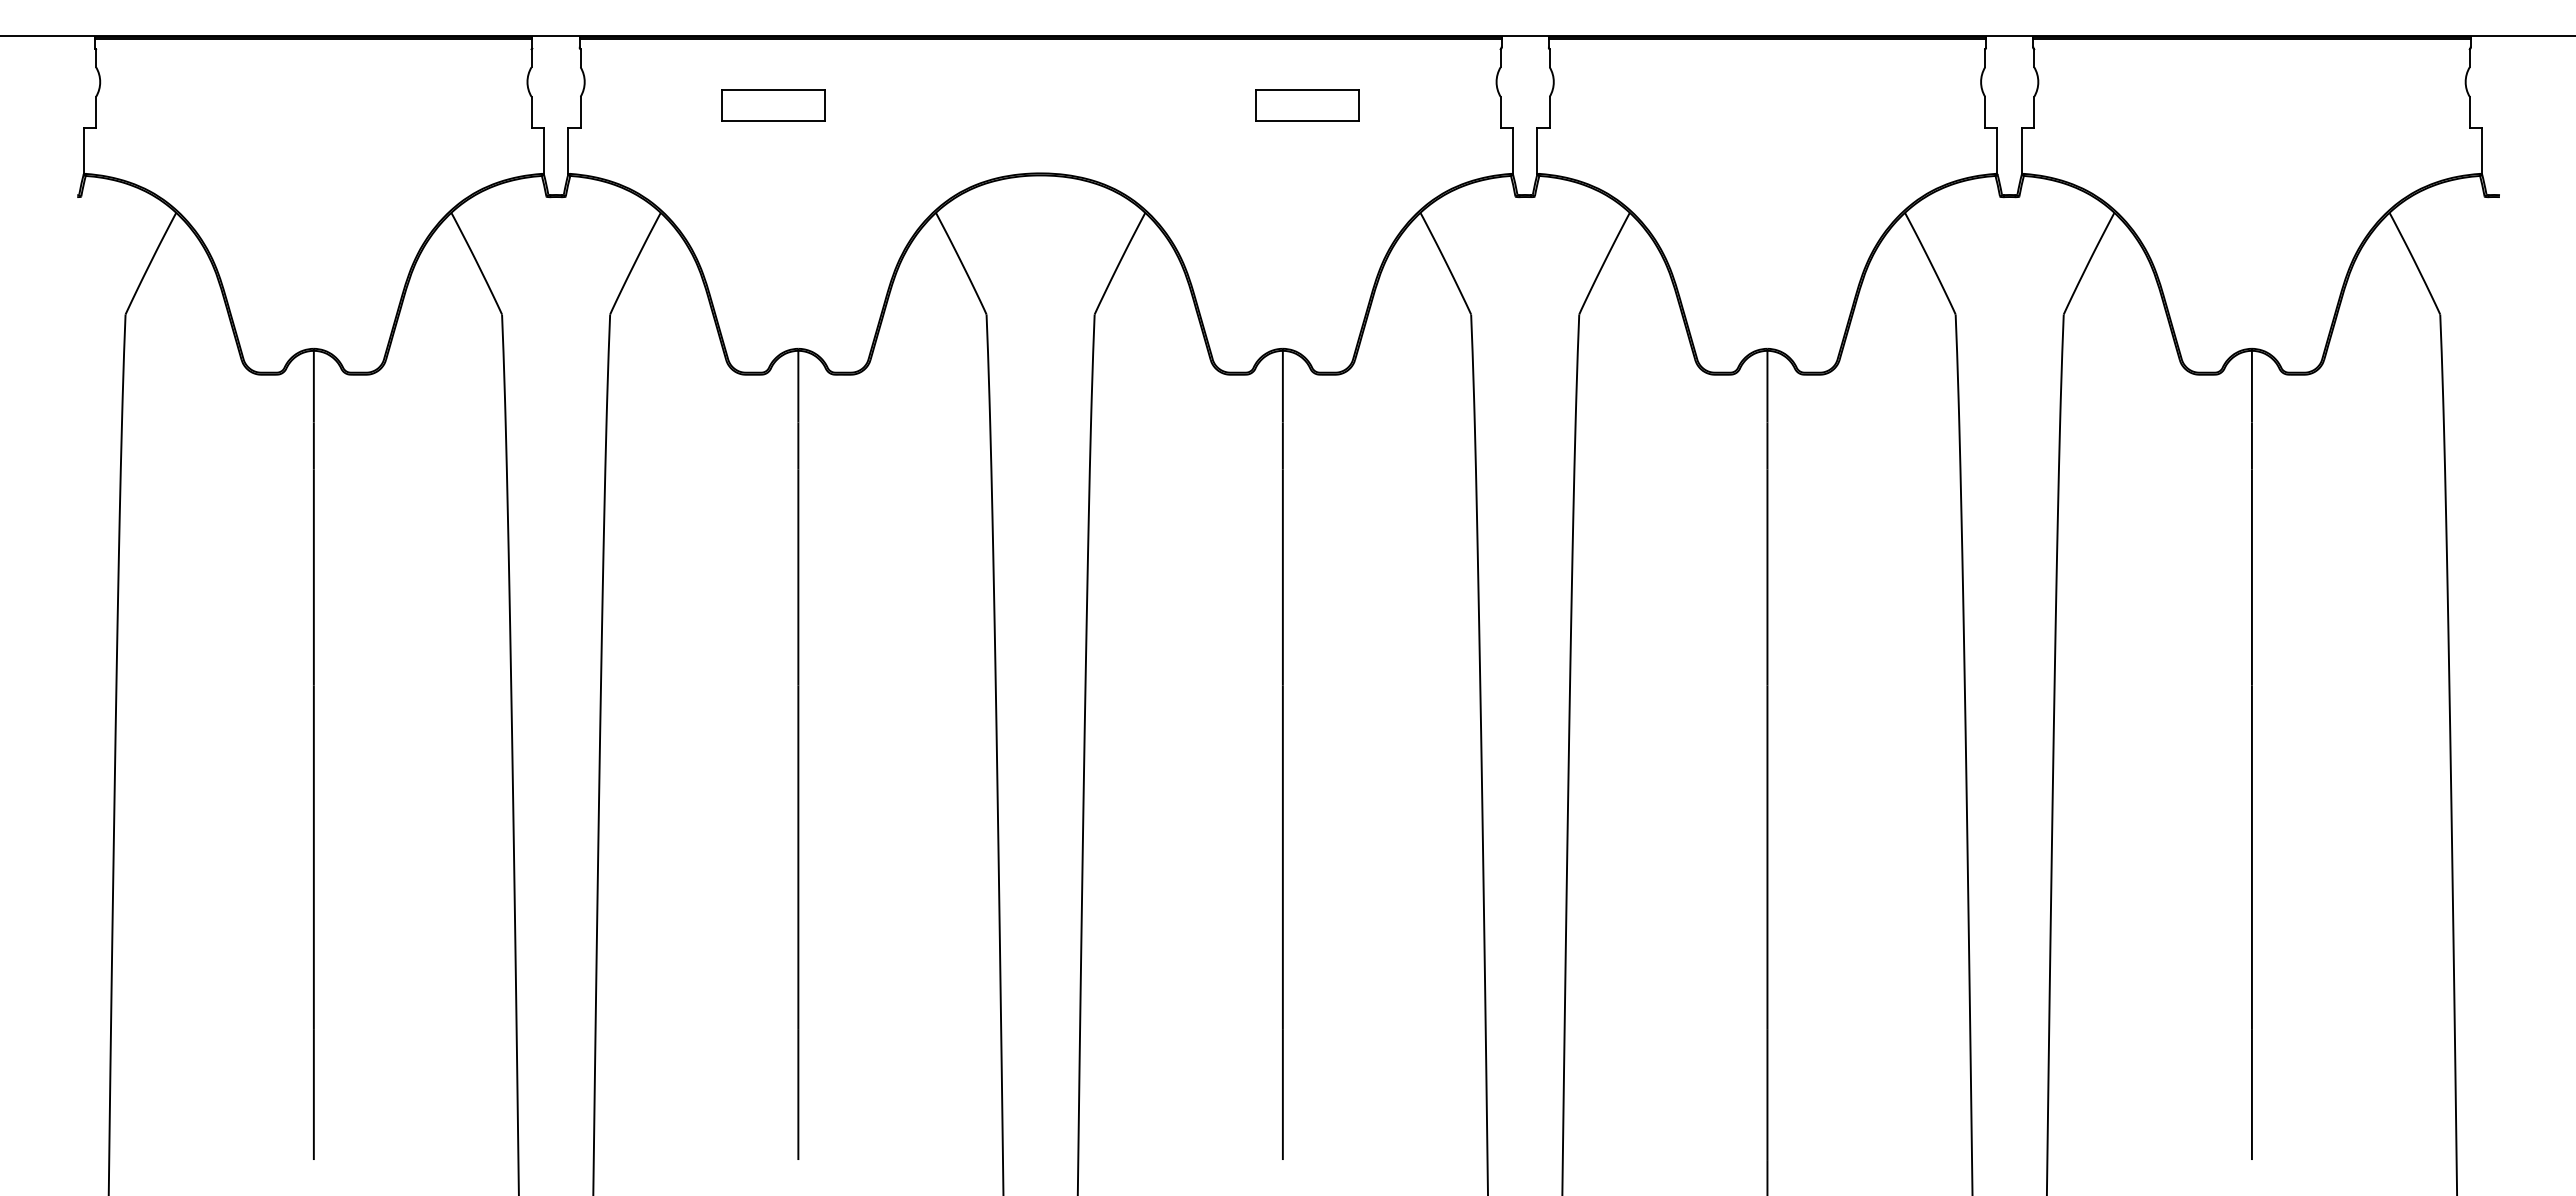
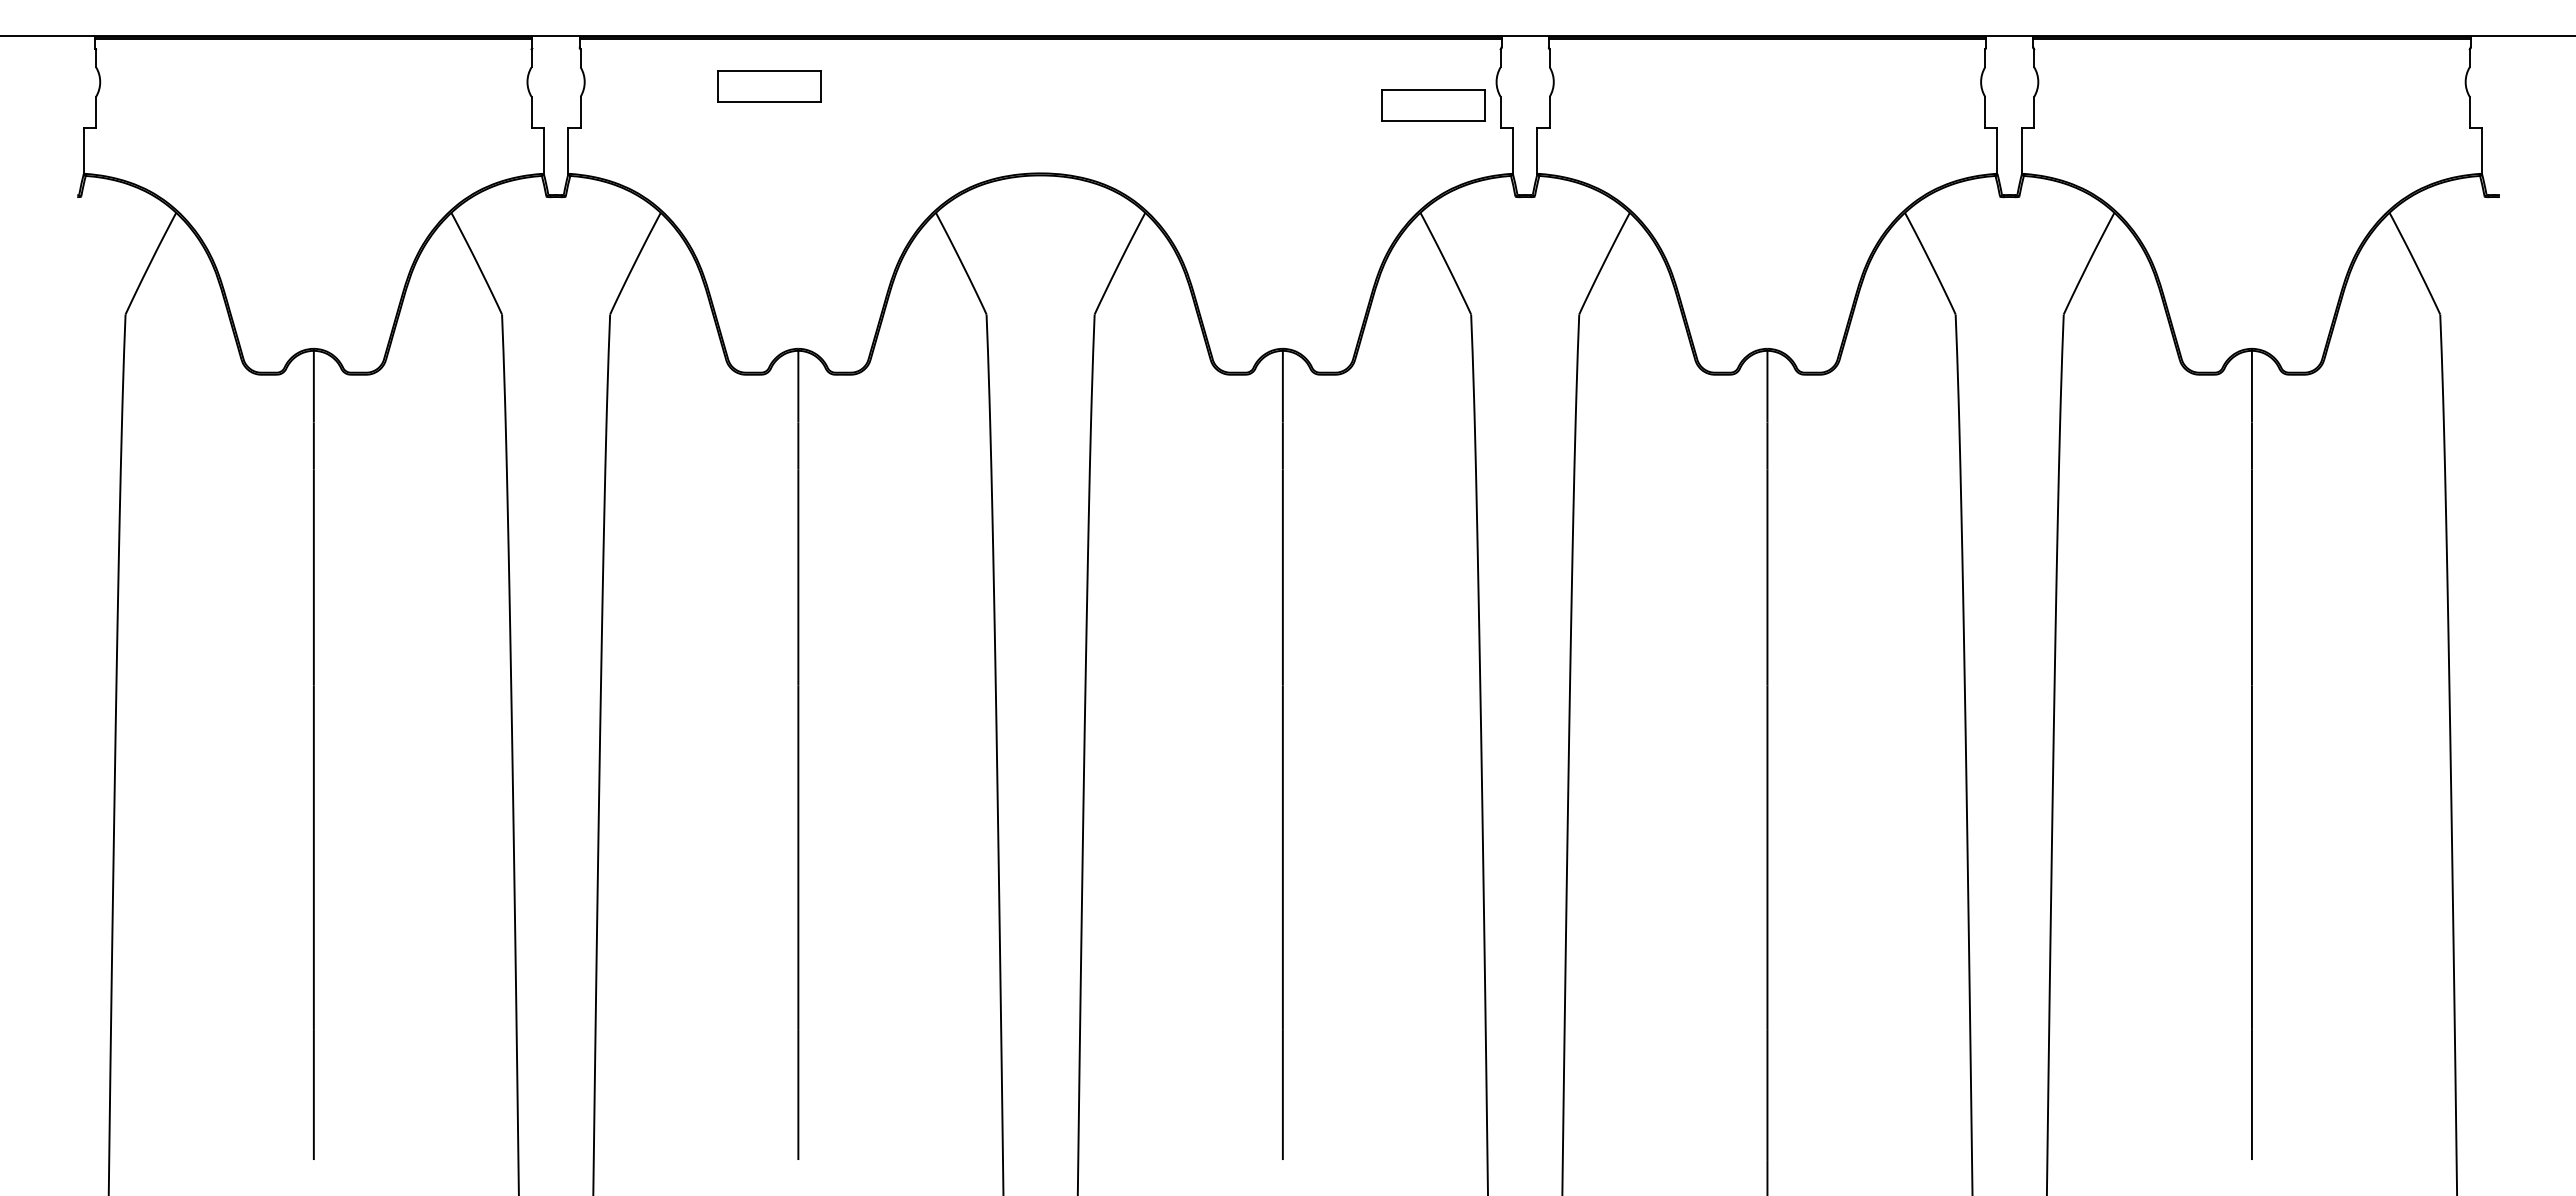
part position: (773, 105) -> (769, 86) (769, 86)
part position: (1307, 105) -> (1433, 105) (1433, 105)
